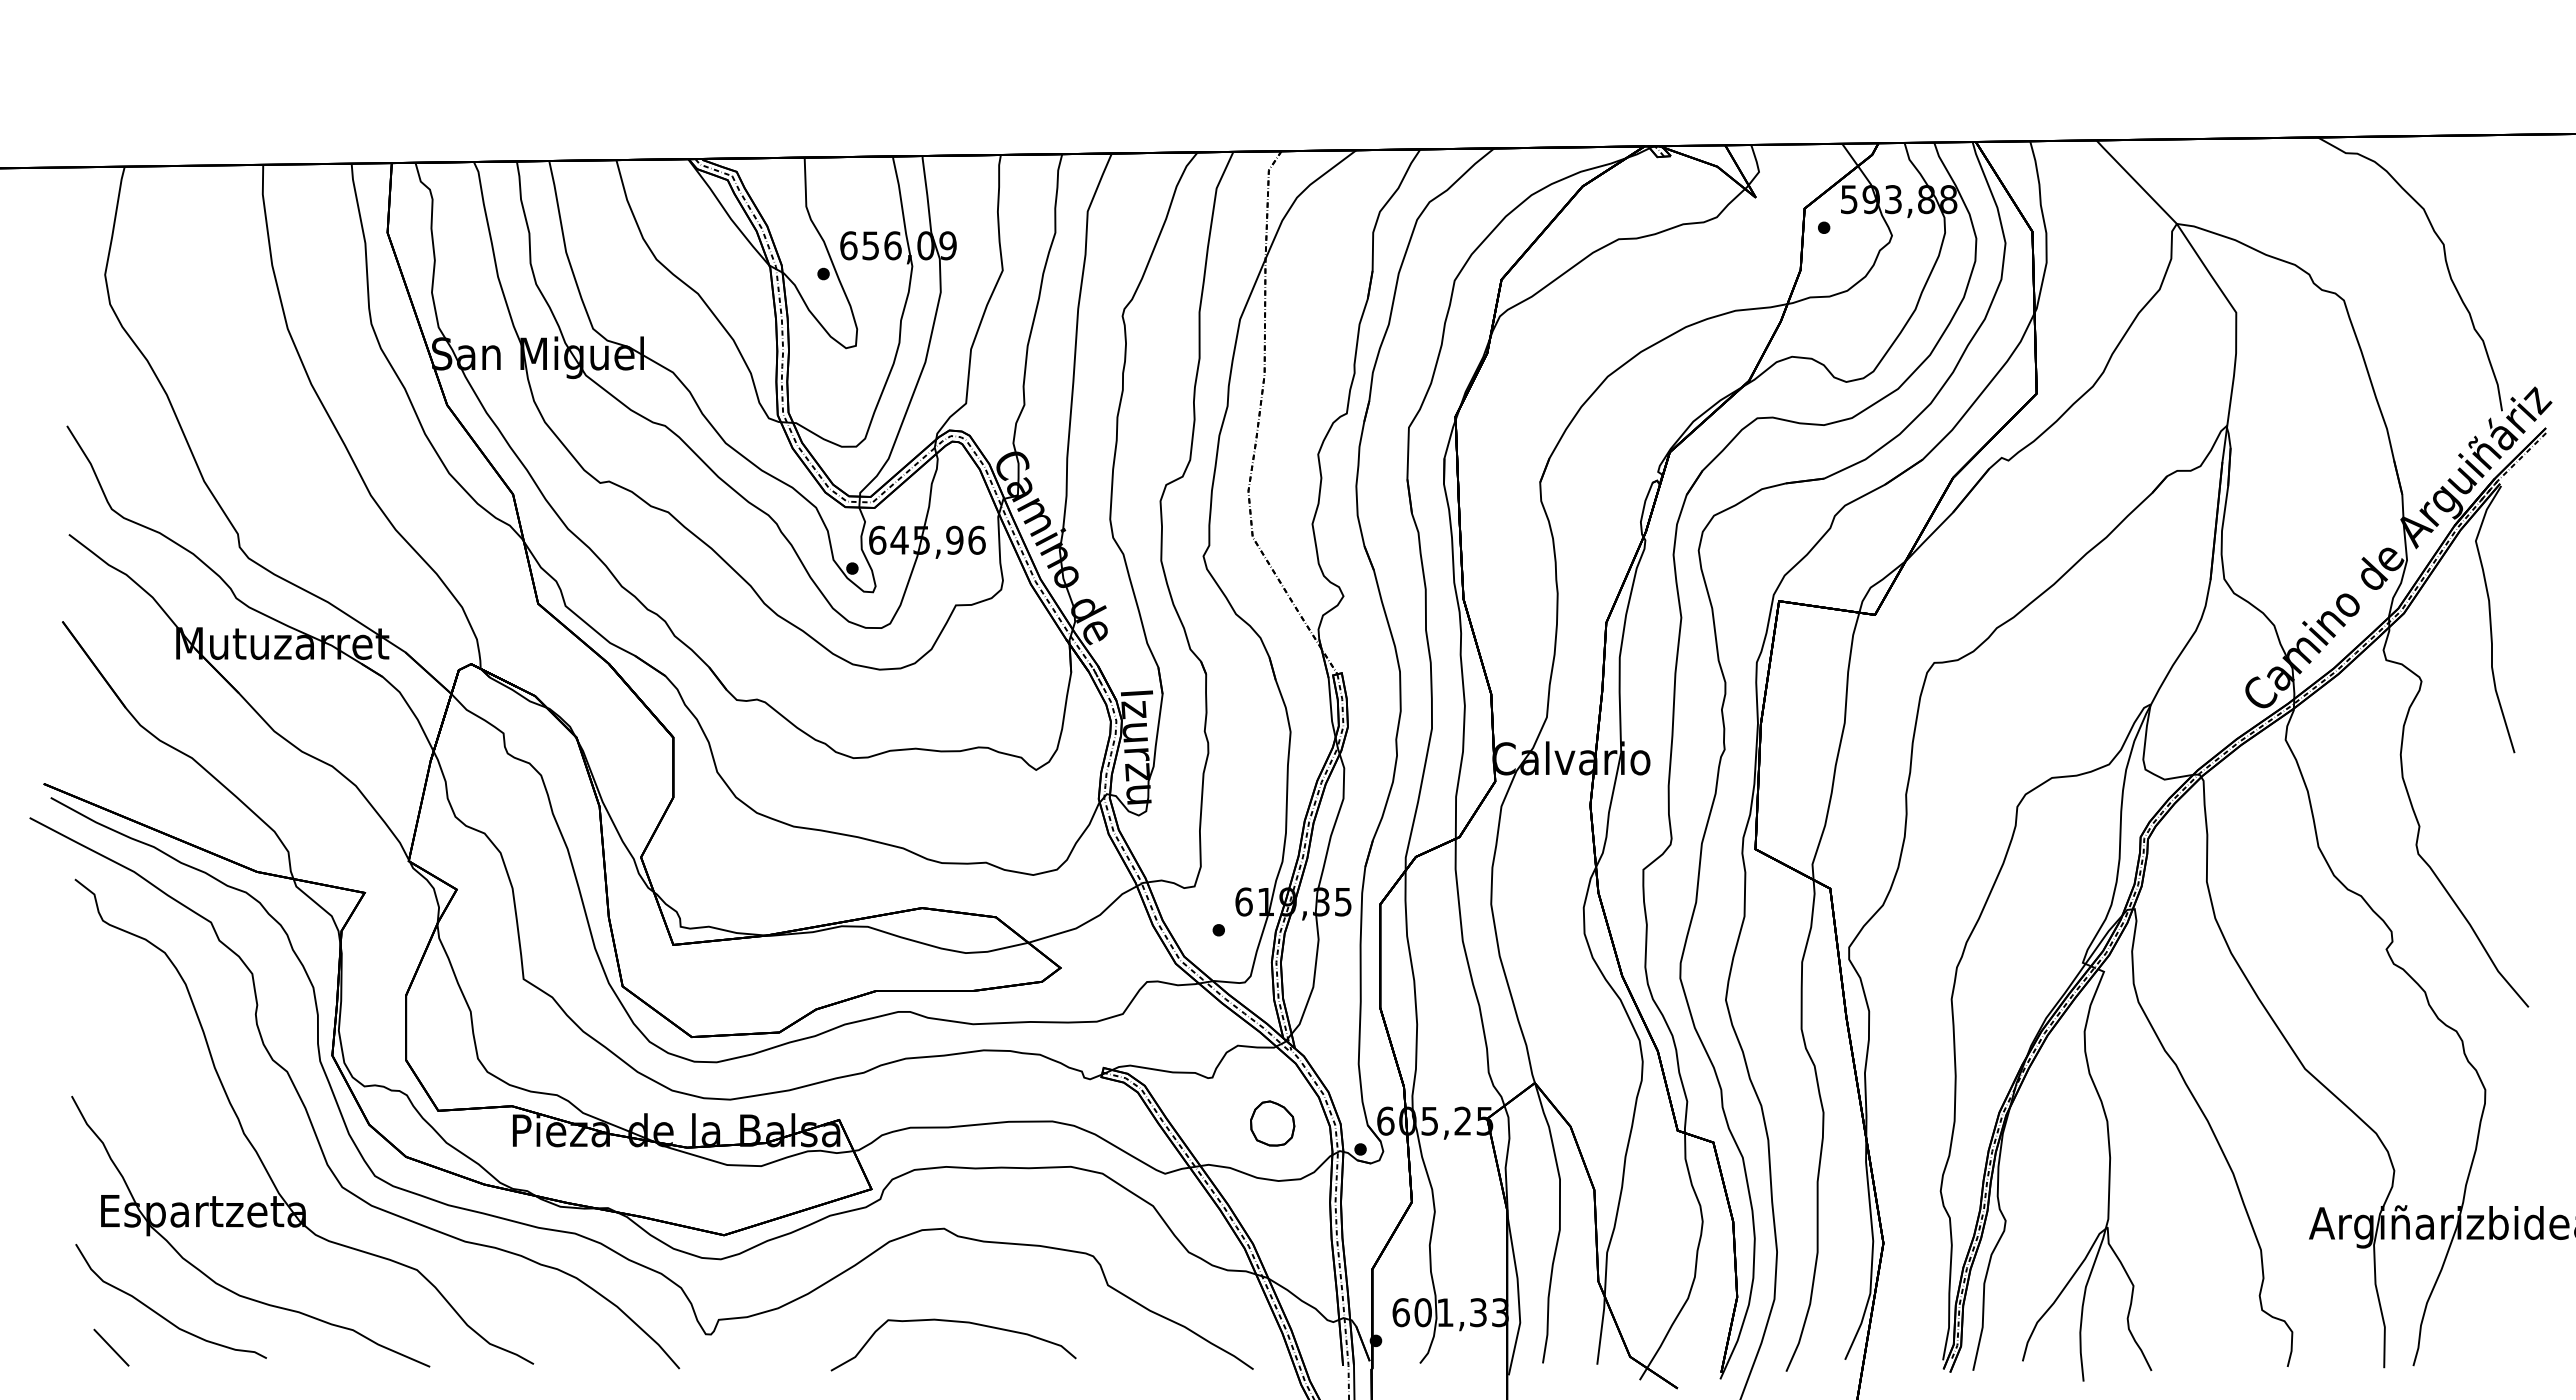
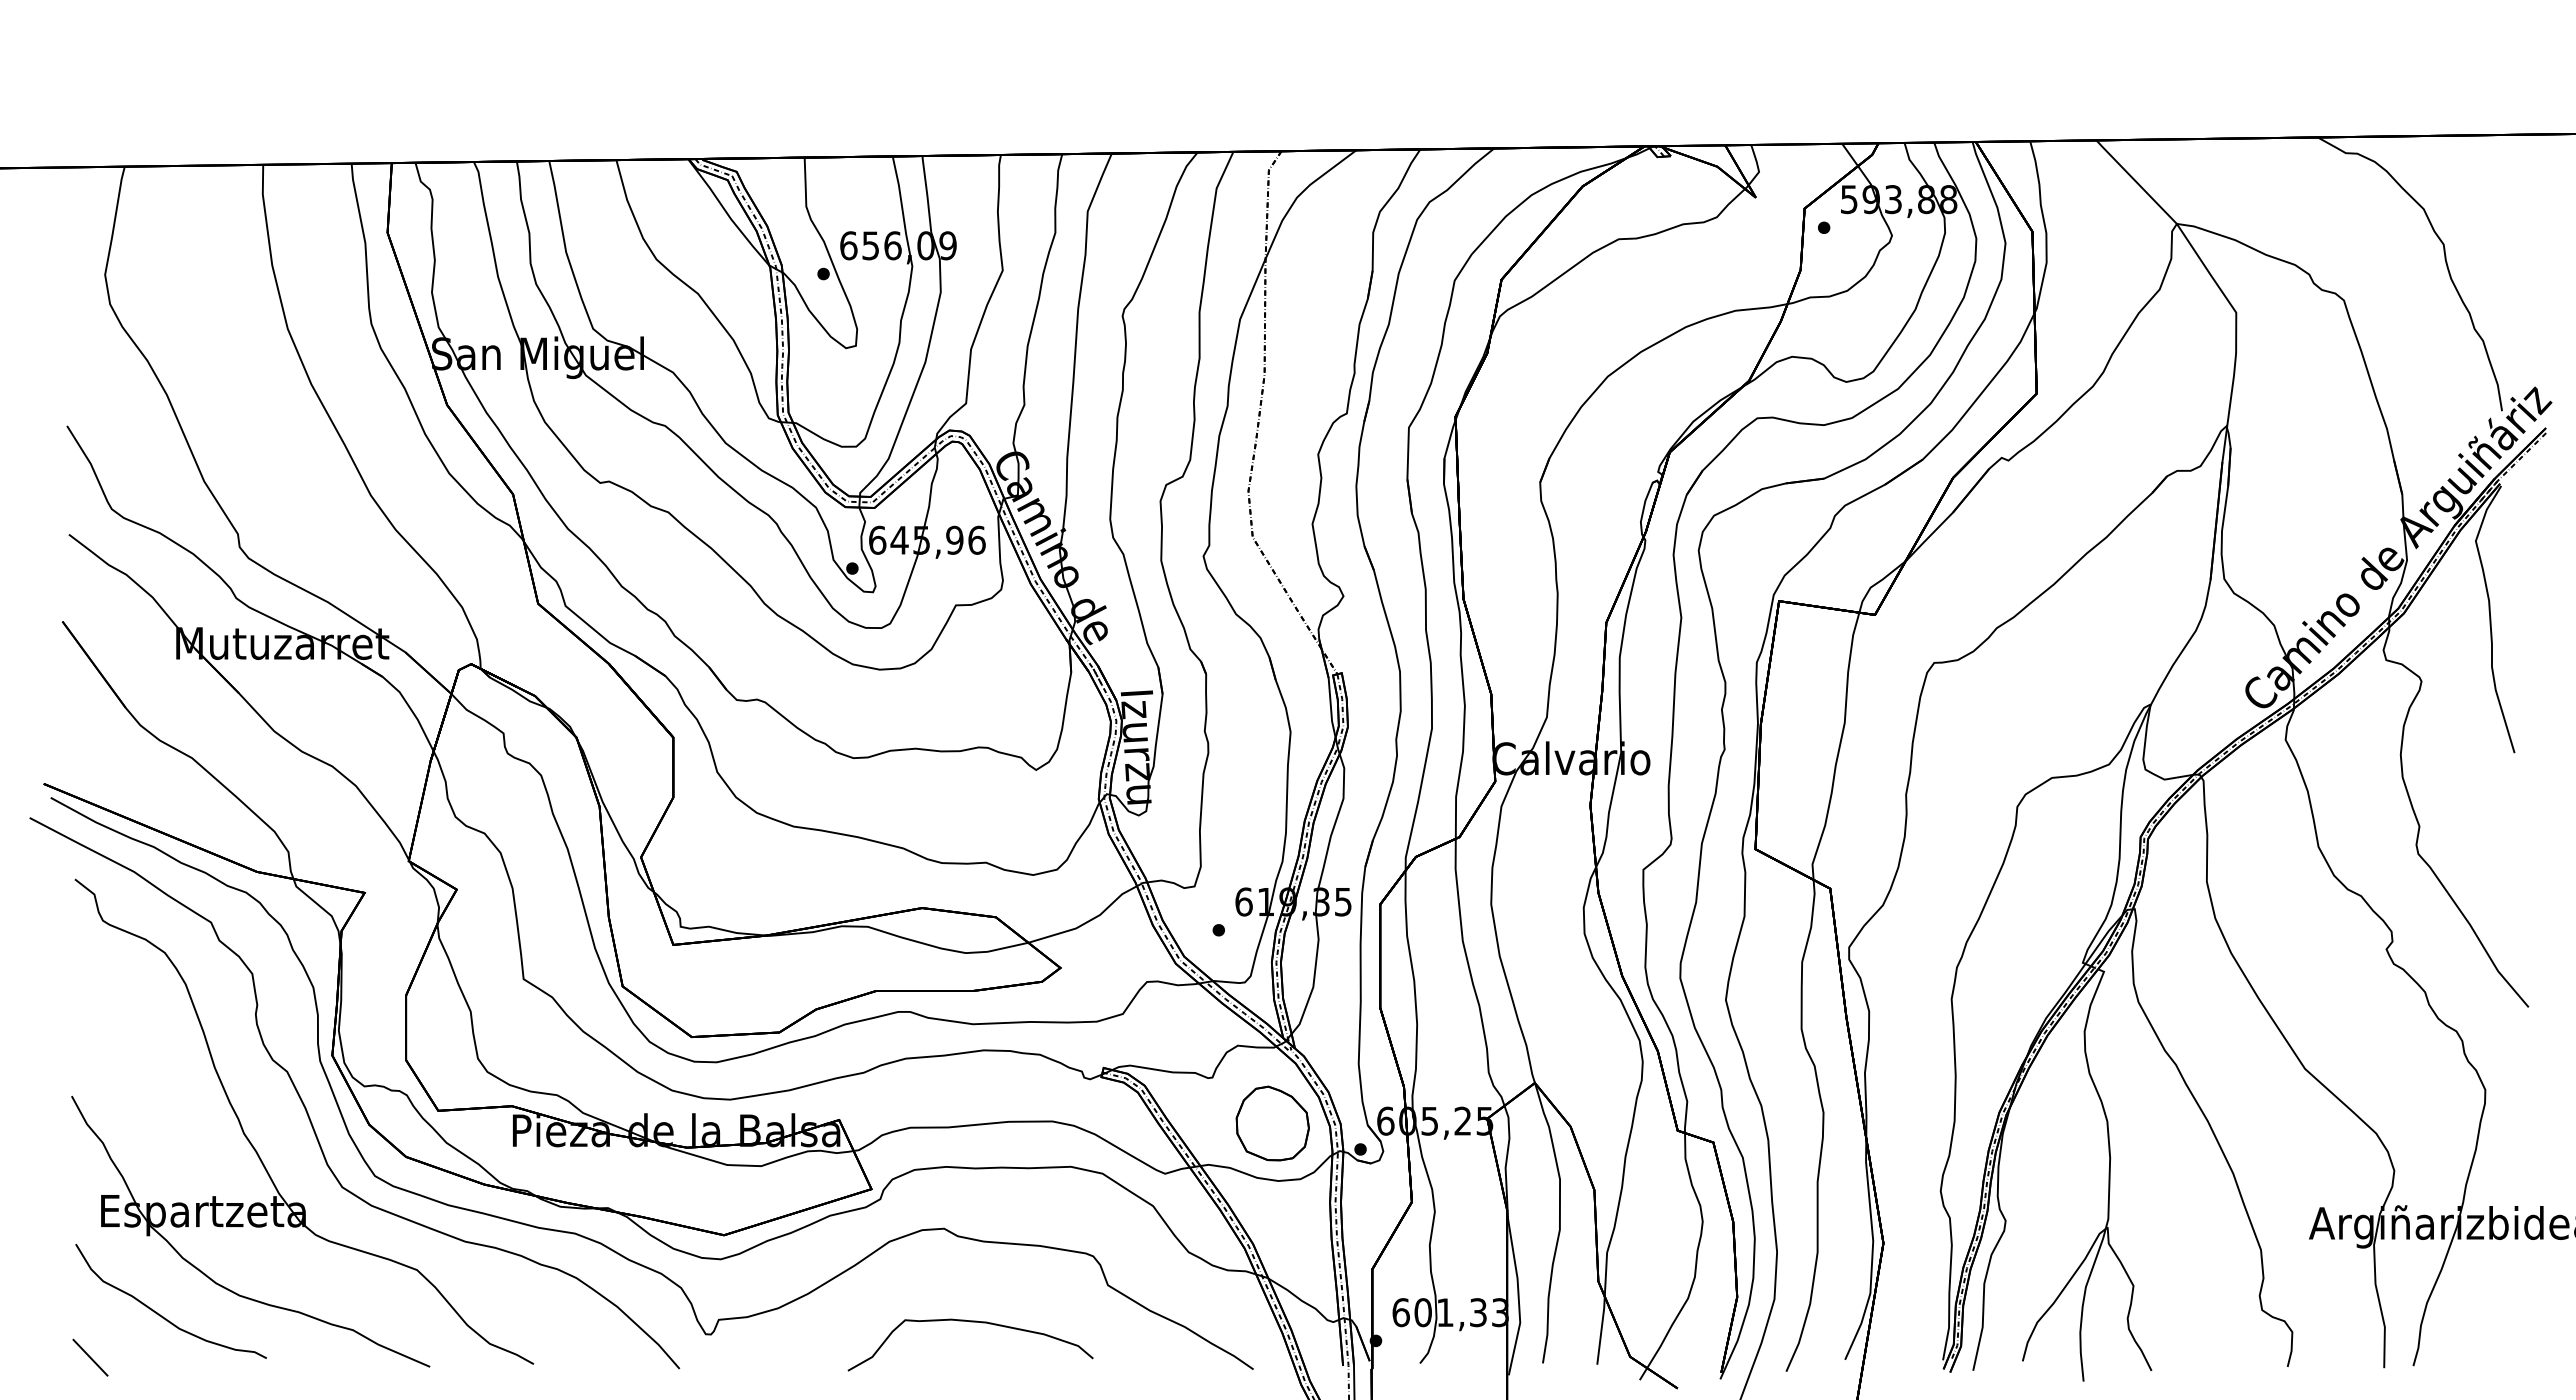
part size: 46x47 px -> 75x77 px (1272, 1123)
curve position: (953, 1322) -> (970, 1322) (970, 1322)
line position: (111, 1347) -> (90, 1357) (90, 1357)
